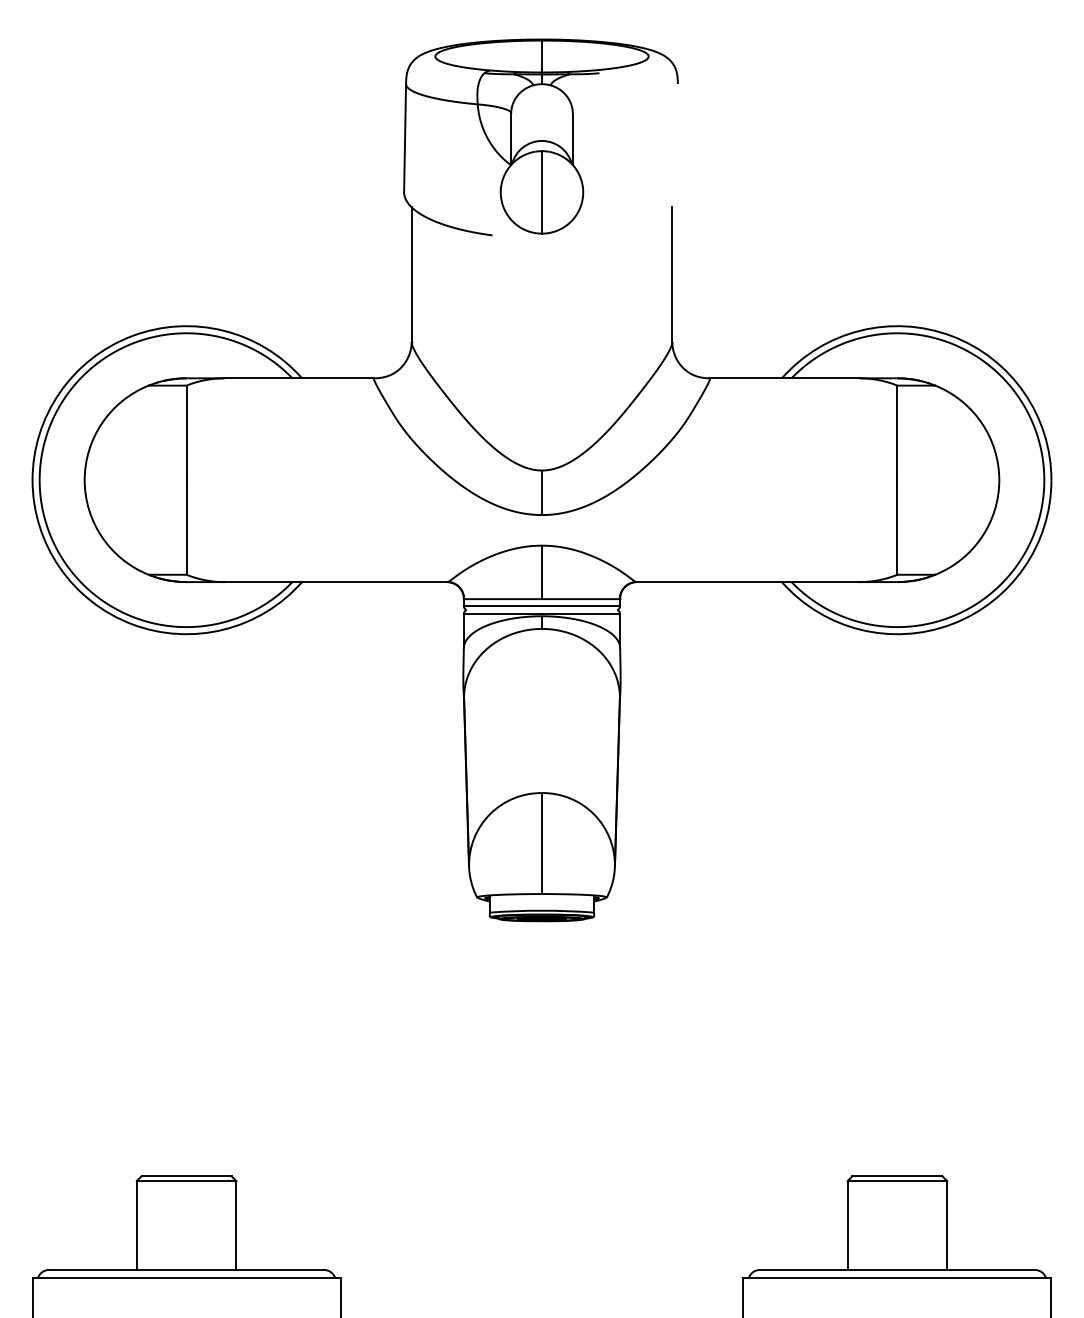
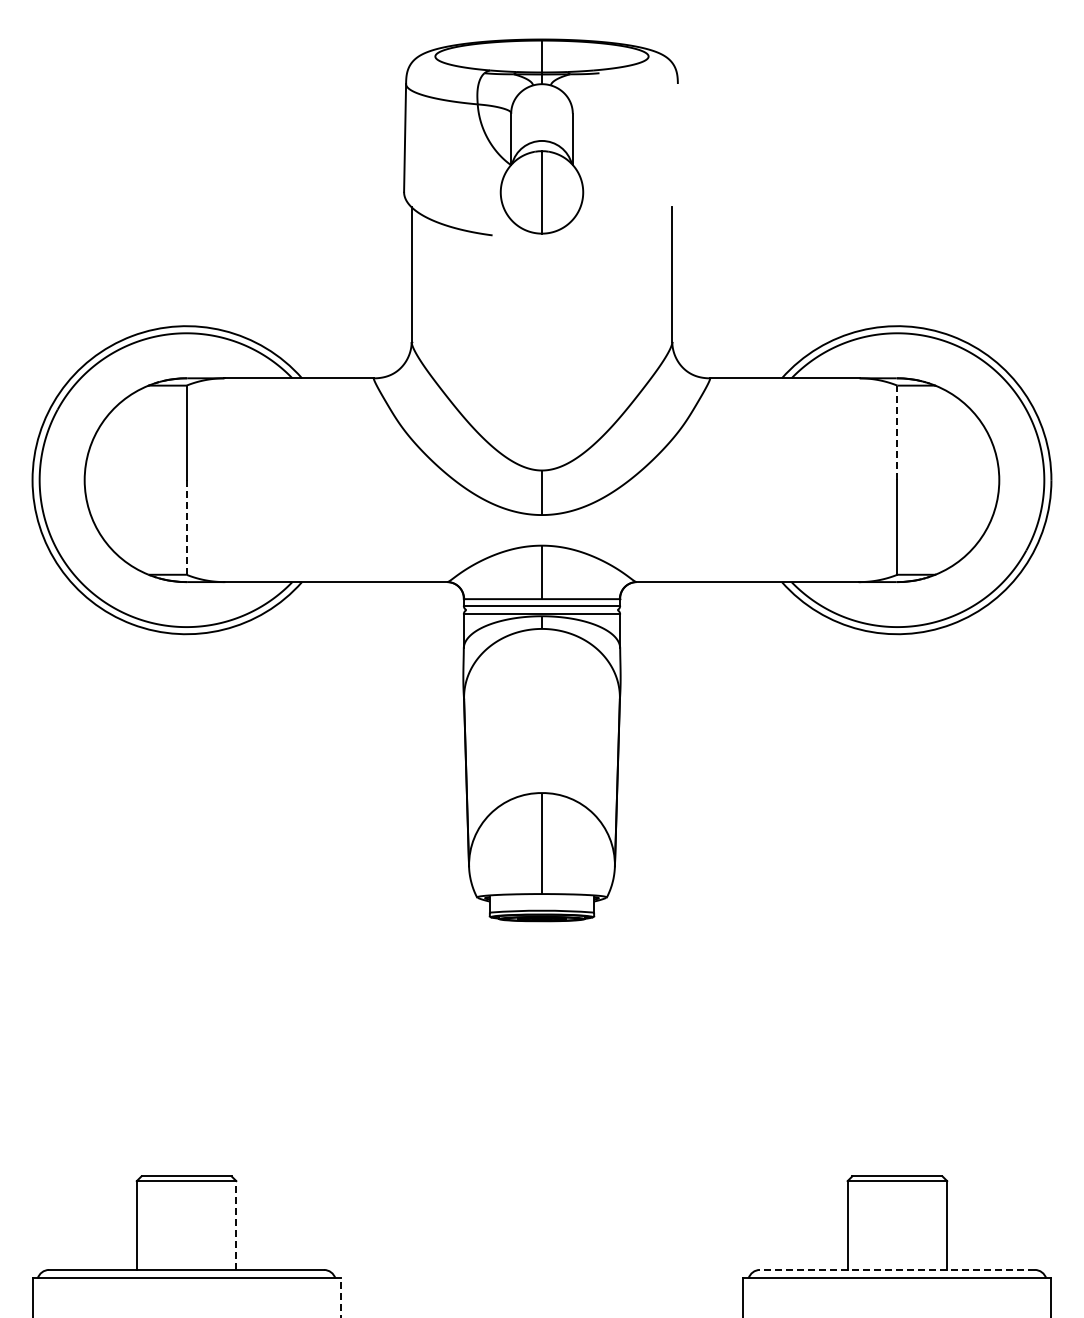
line: solid -> dashed (897, 432)
line: solid -> dashed (186, 527)
line: solid -> dashed (236, 1225)
line: solid -> dashed (896, 1269)
line: solid -> dashed (340, 1297)
